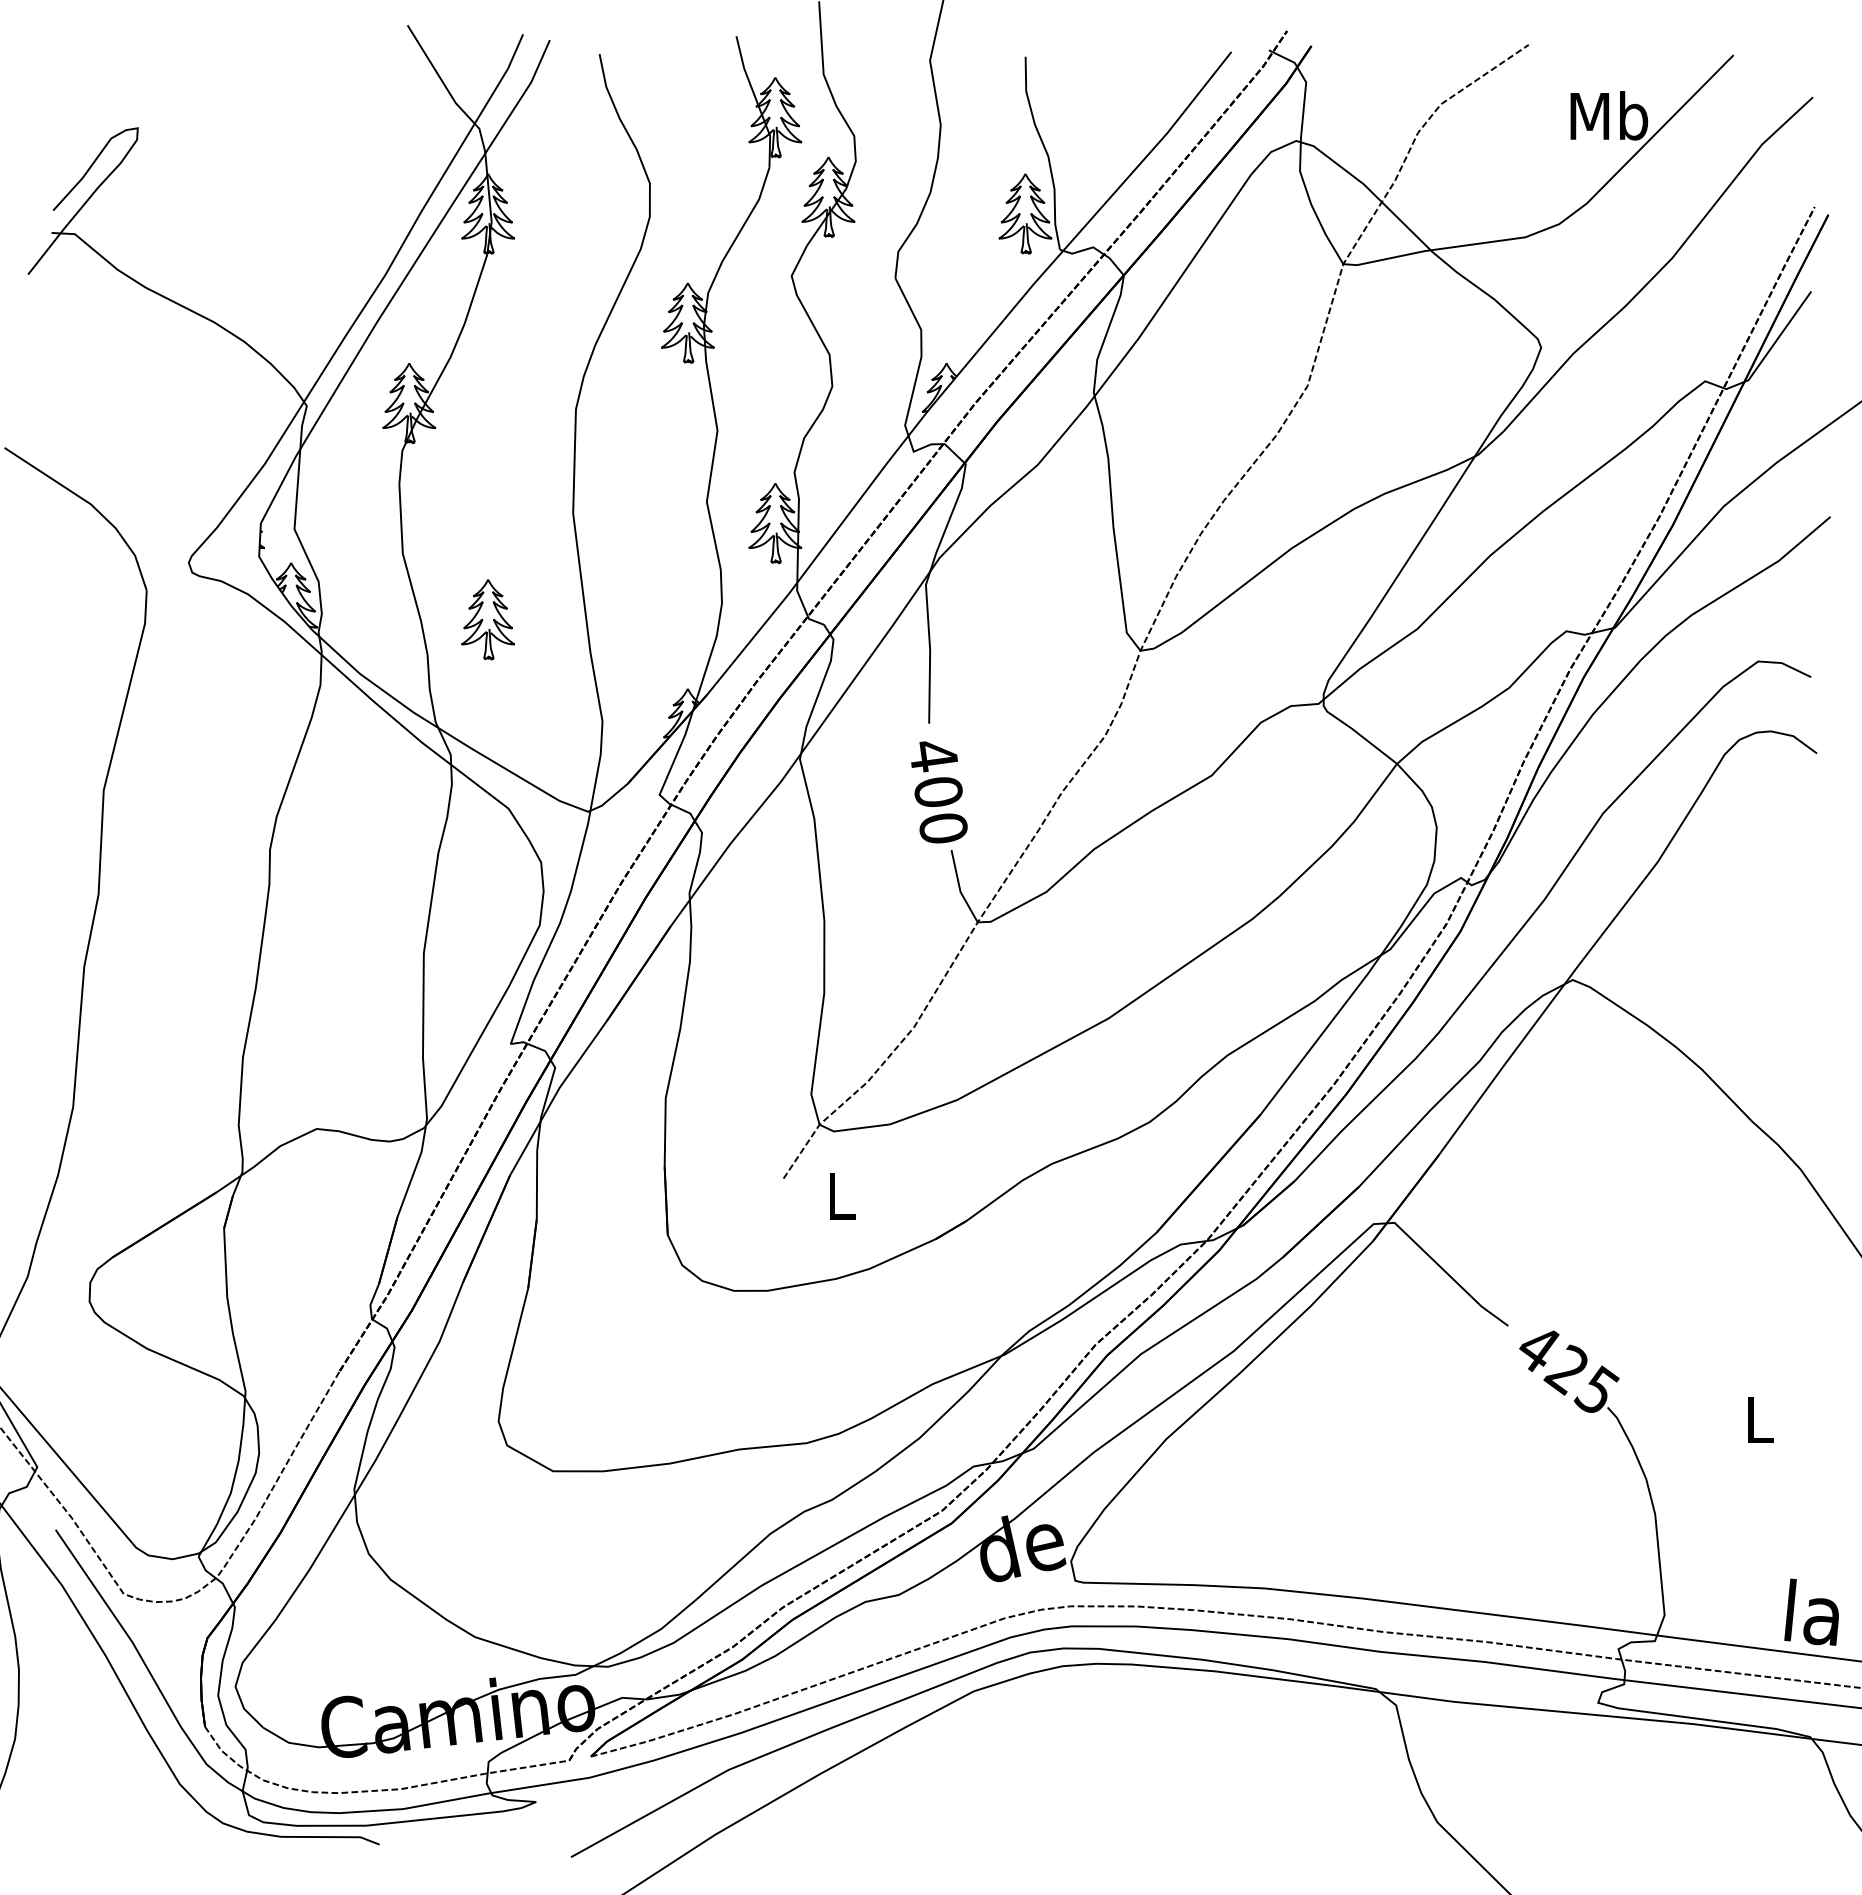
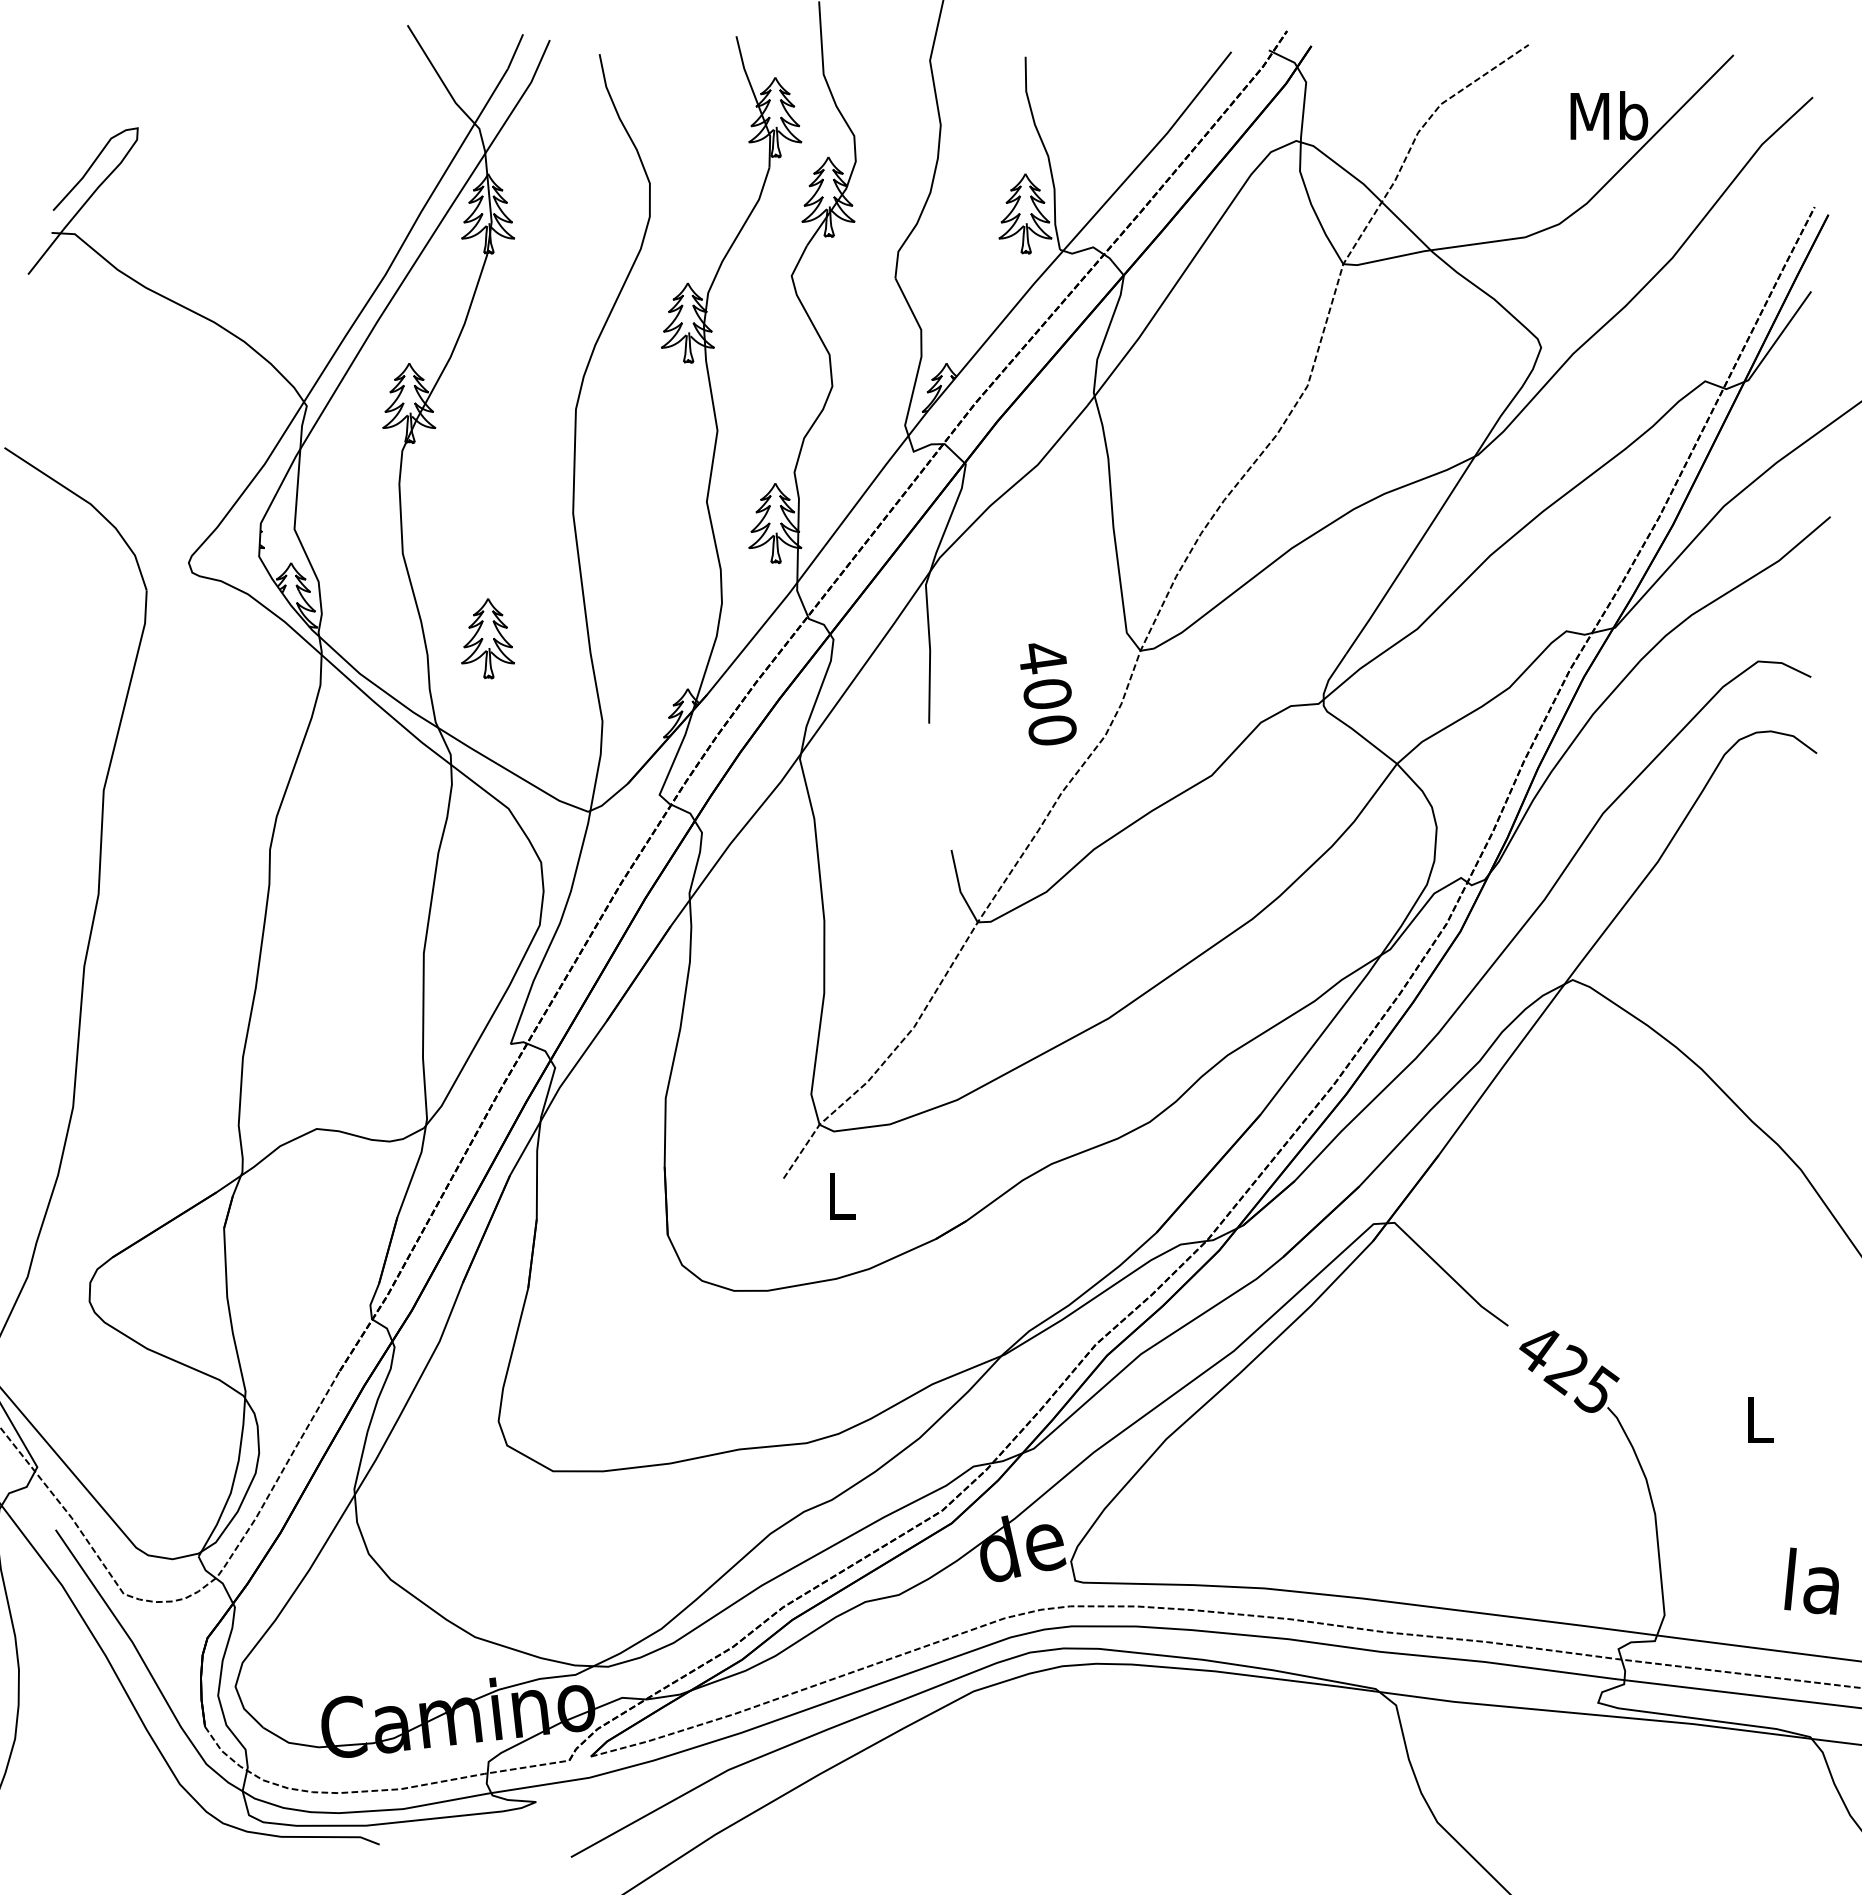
part position: (487, 619) -> (487, 638) (487, 638)
text position: (939, 792) -> (1048, 694) (1048, 694)
text position: (1811, 1611) -> (1811, 1580) (1811, 1580)
